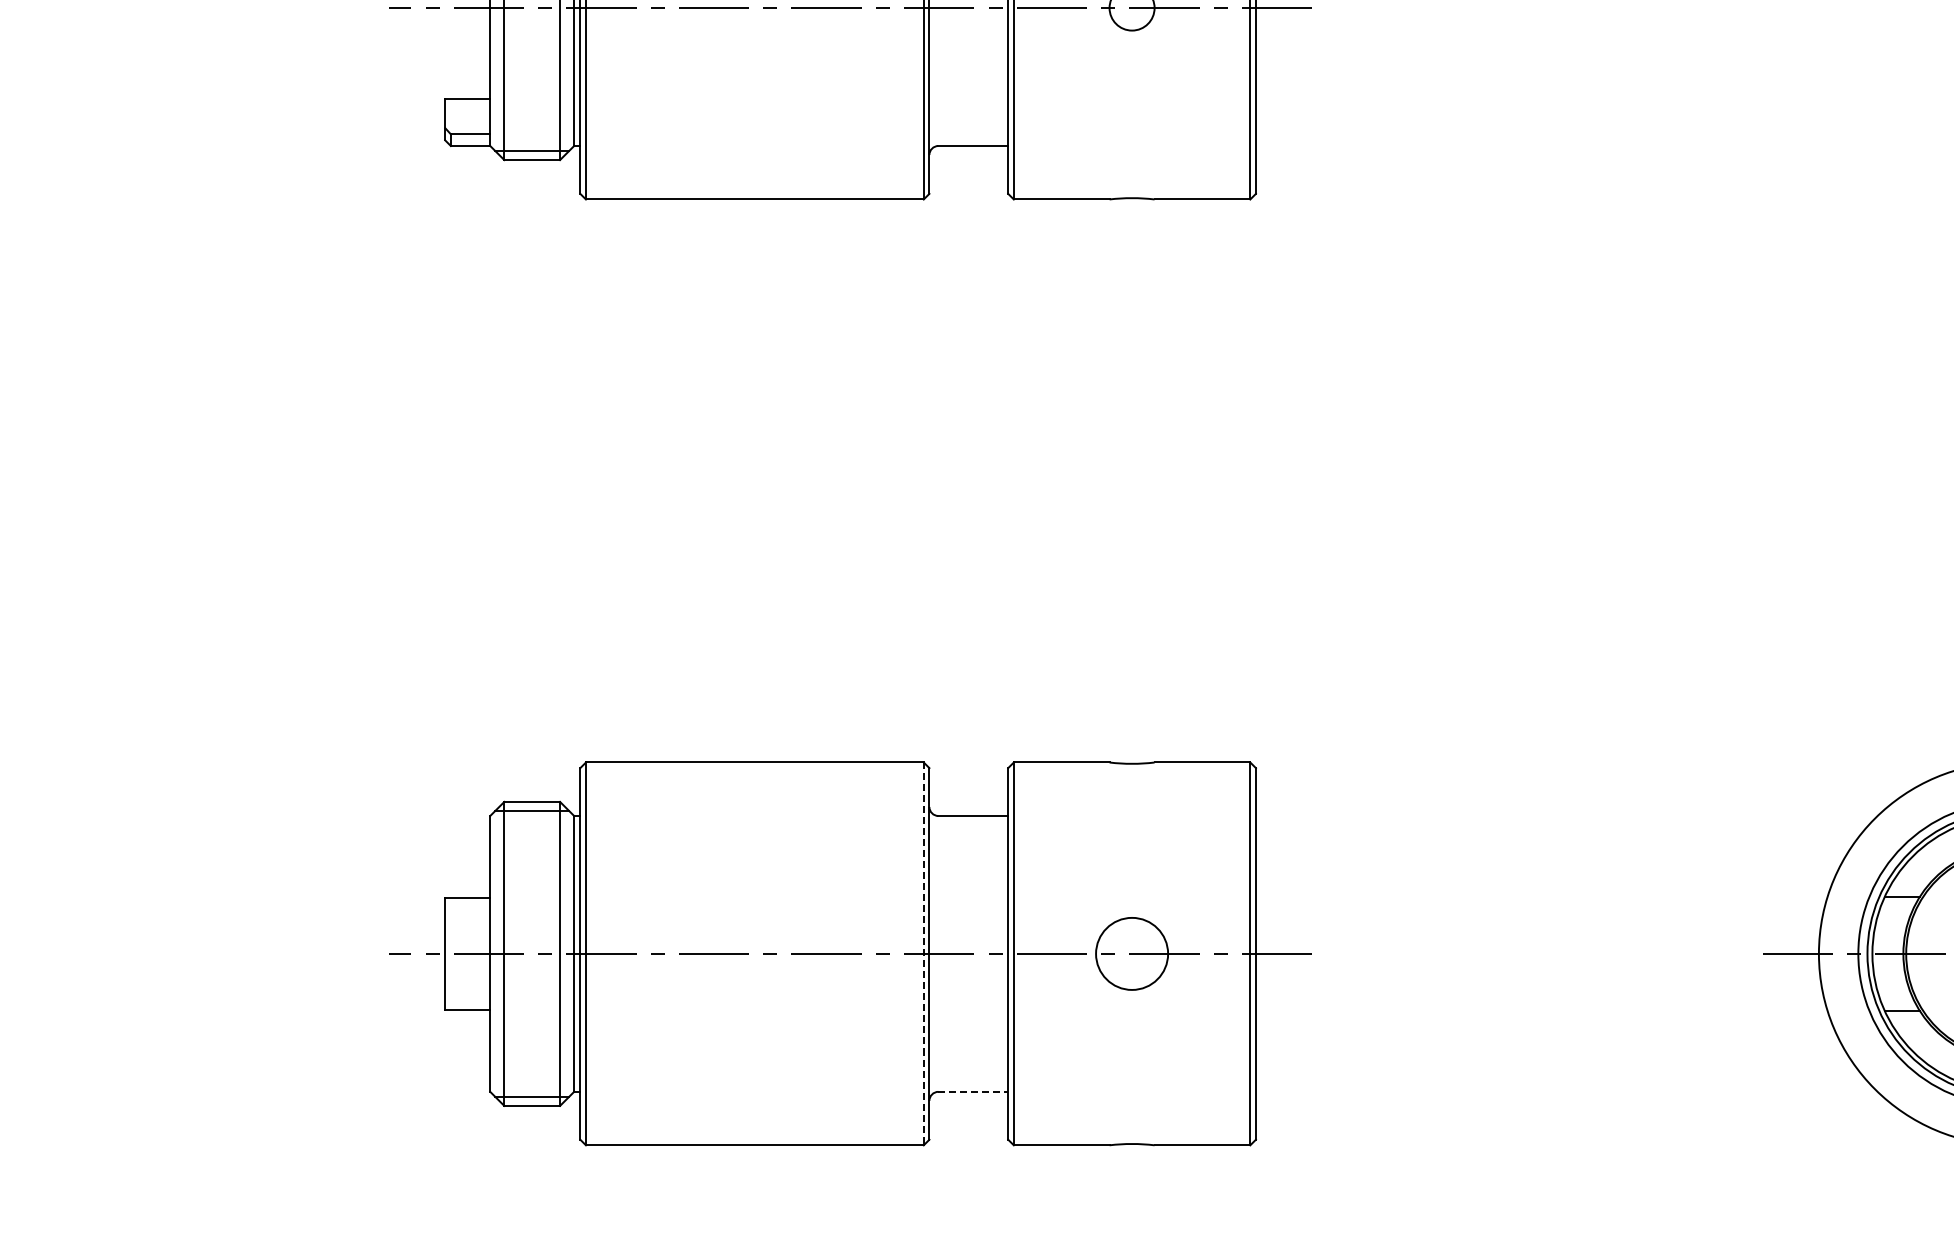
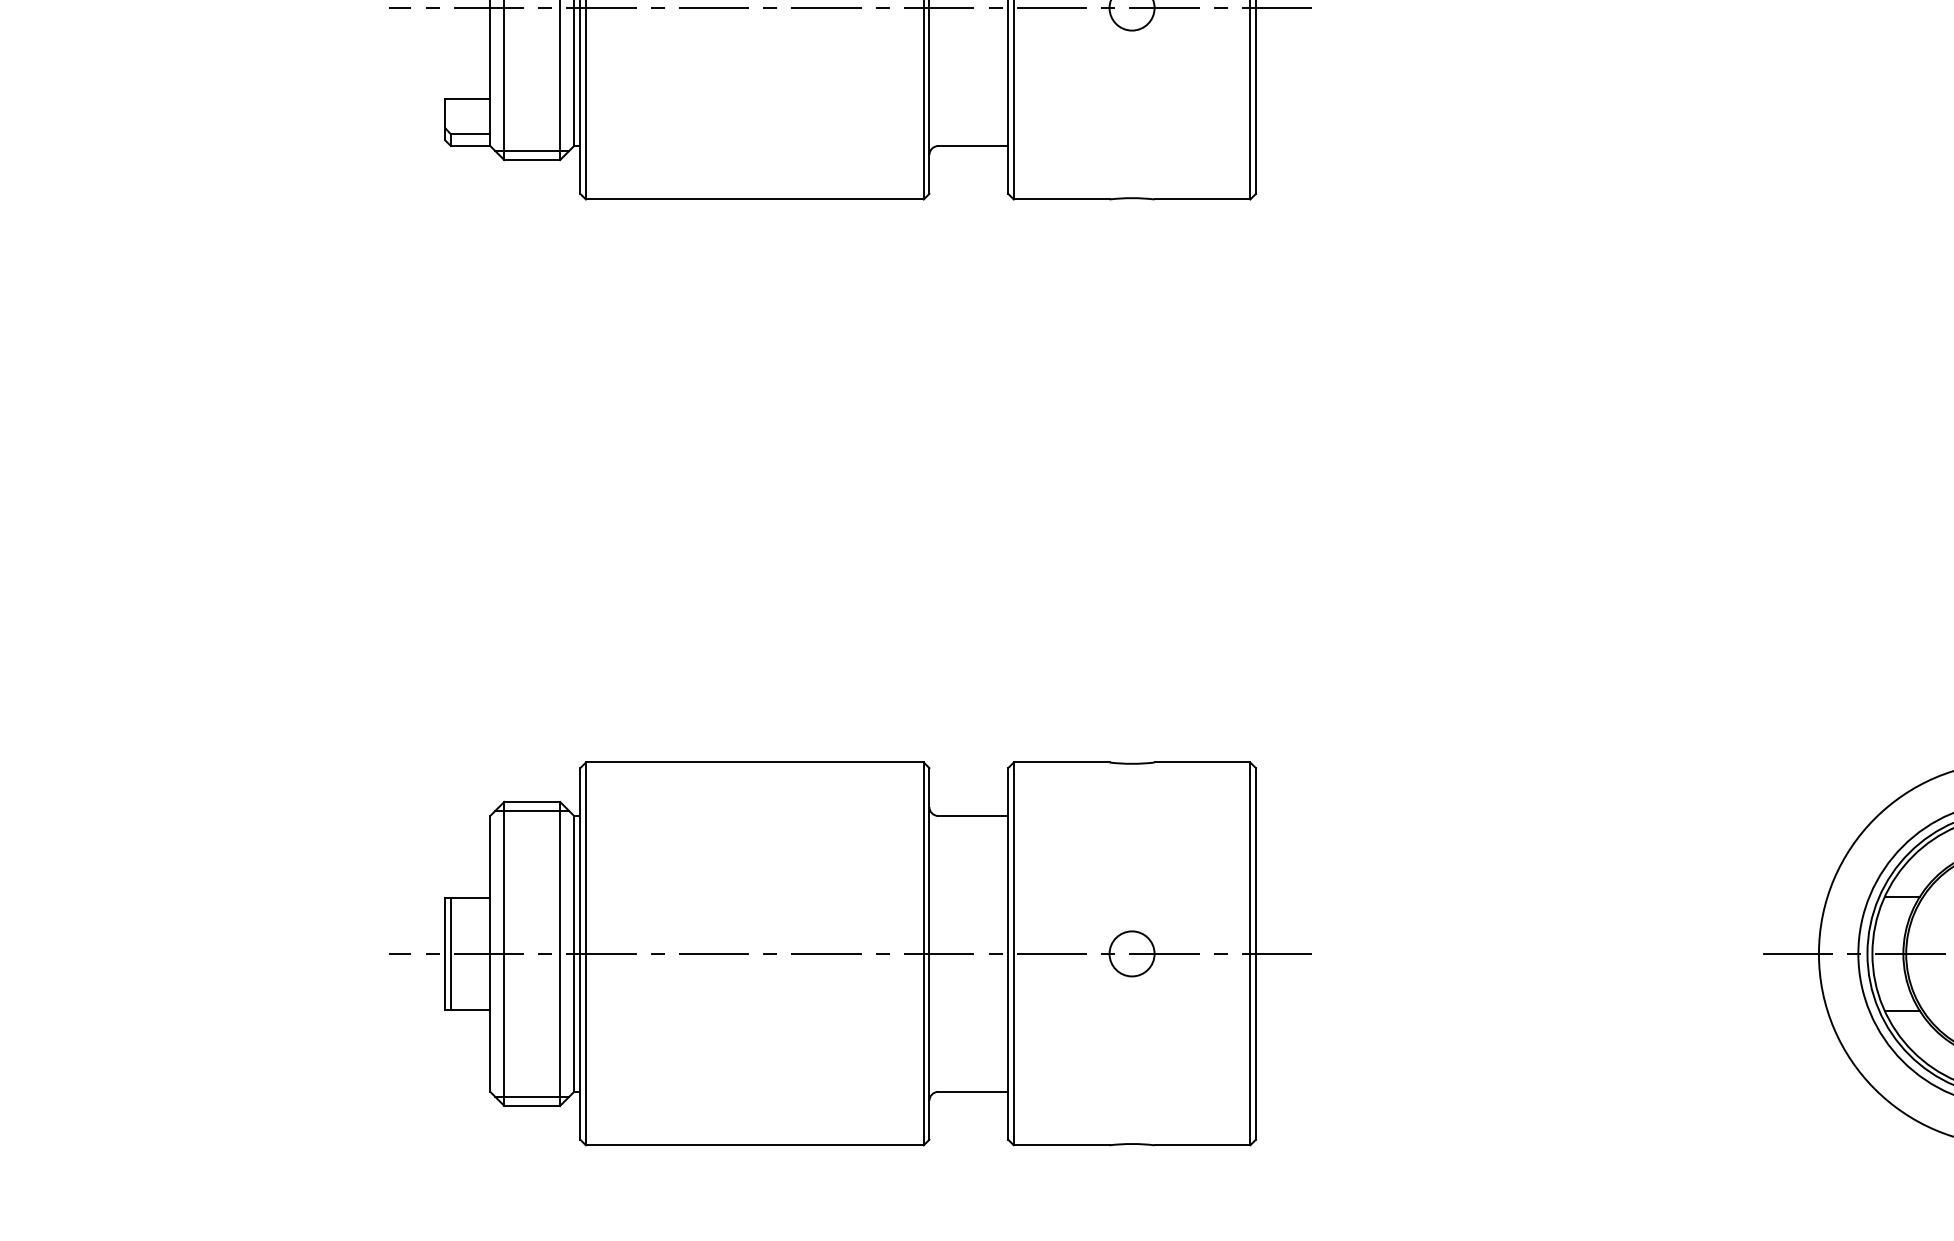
line: none -> present (450, 953)
circle diameter: 72 px -> 45 px (1131, 953)
line: dashed -> solid (923, 954)
line: dashed -> solid (973, 1091)
